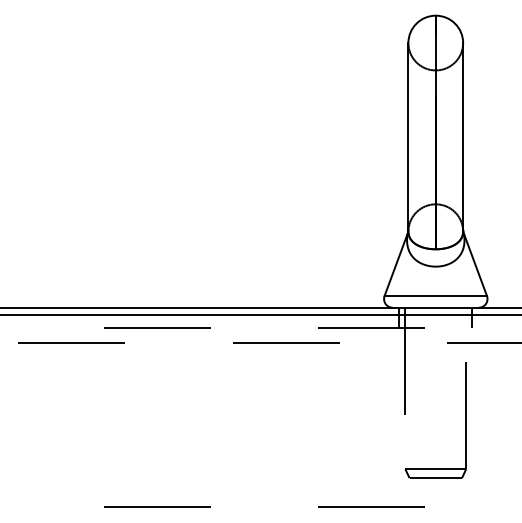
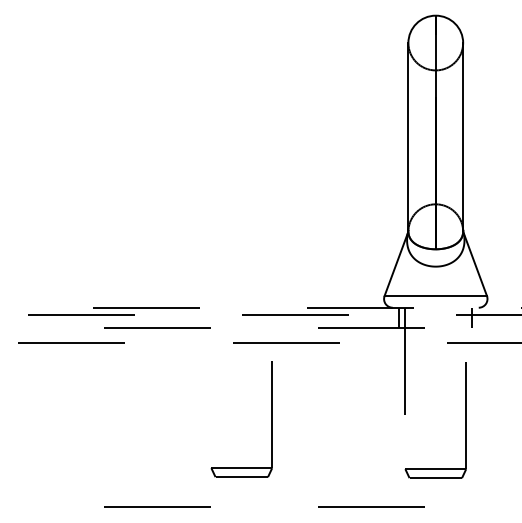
line: solid -> dashed (260, 307)
line: solid -> dashed (260, 315)
part: none -> present (271, 419)
